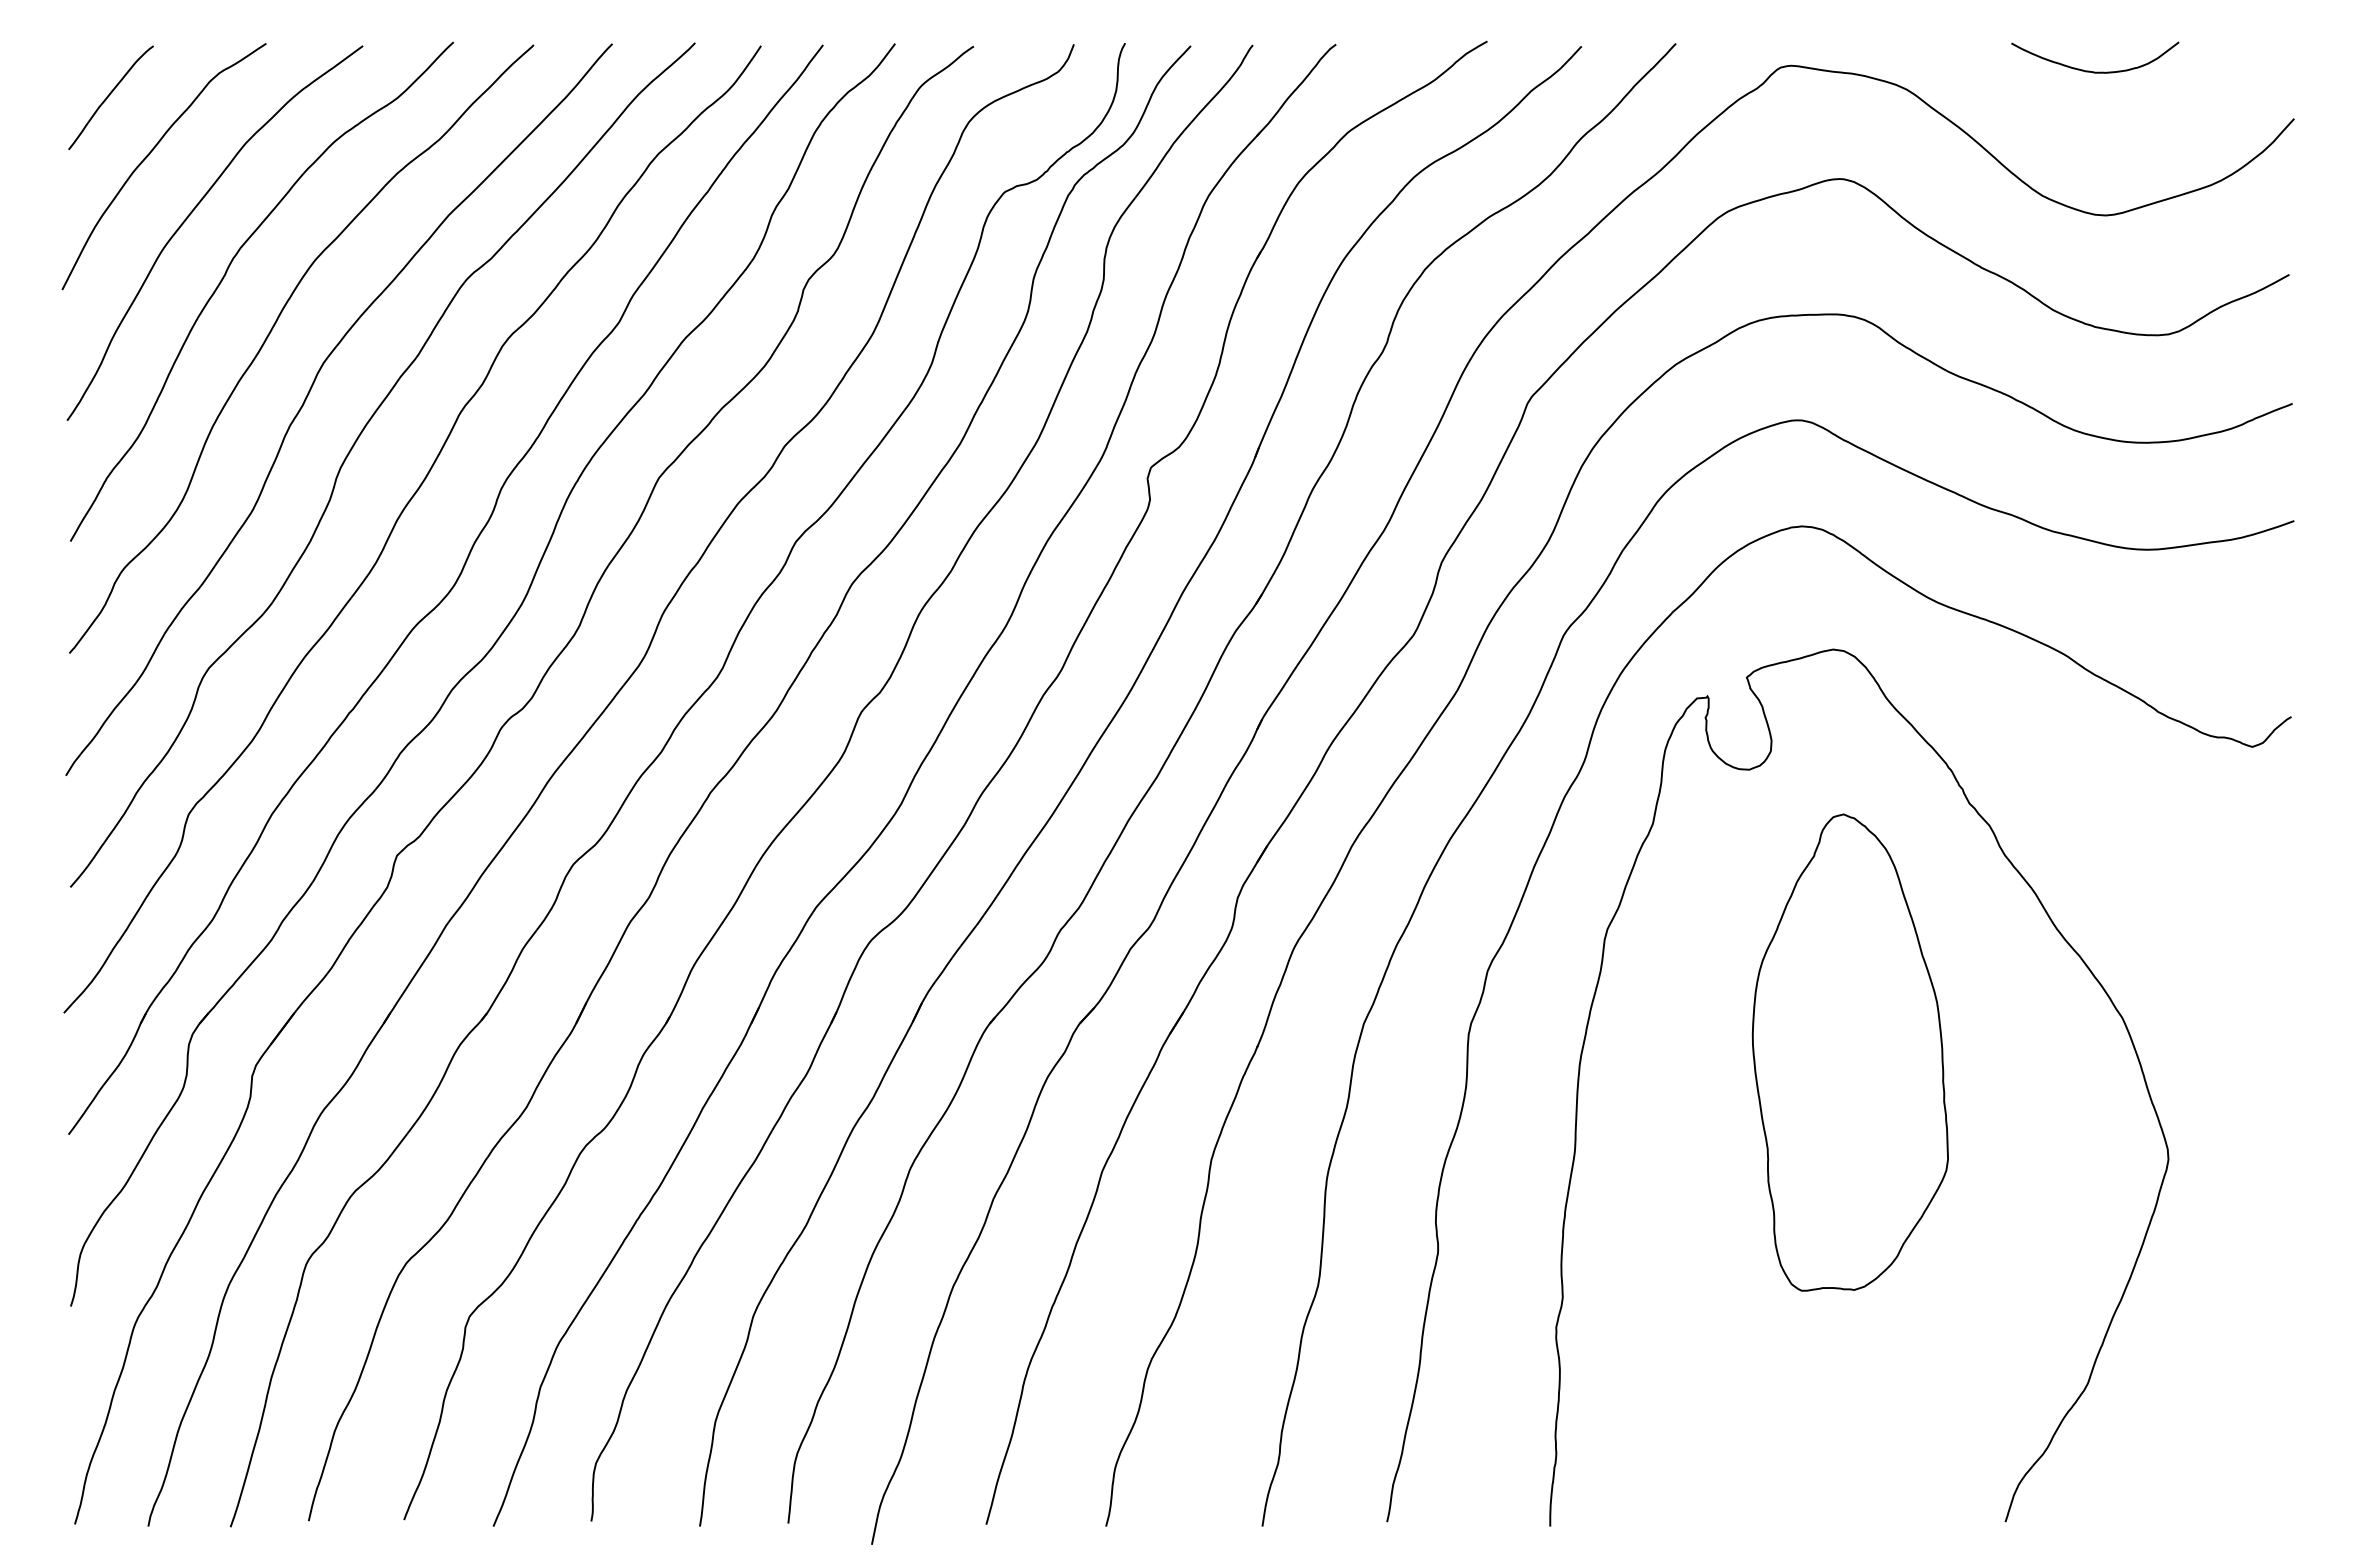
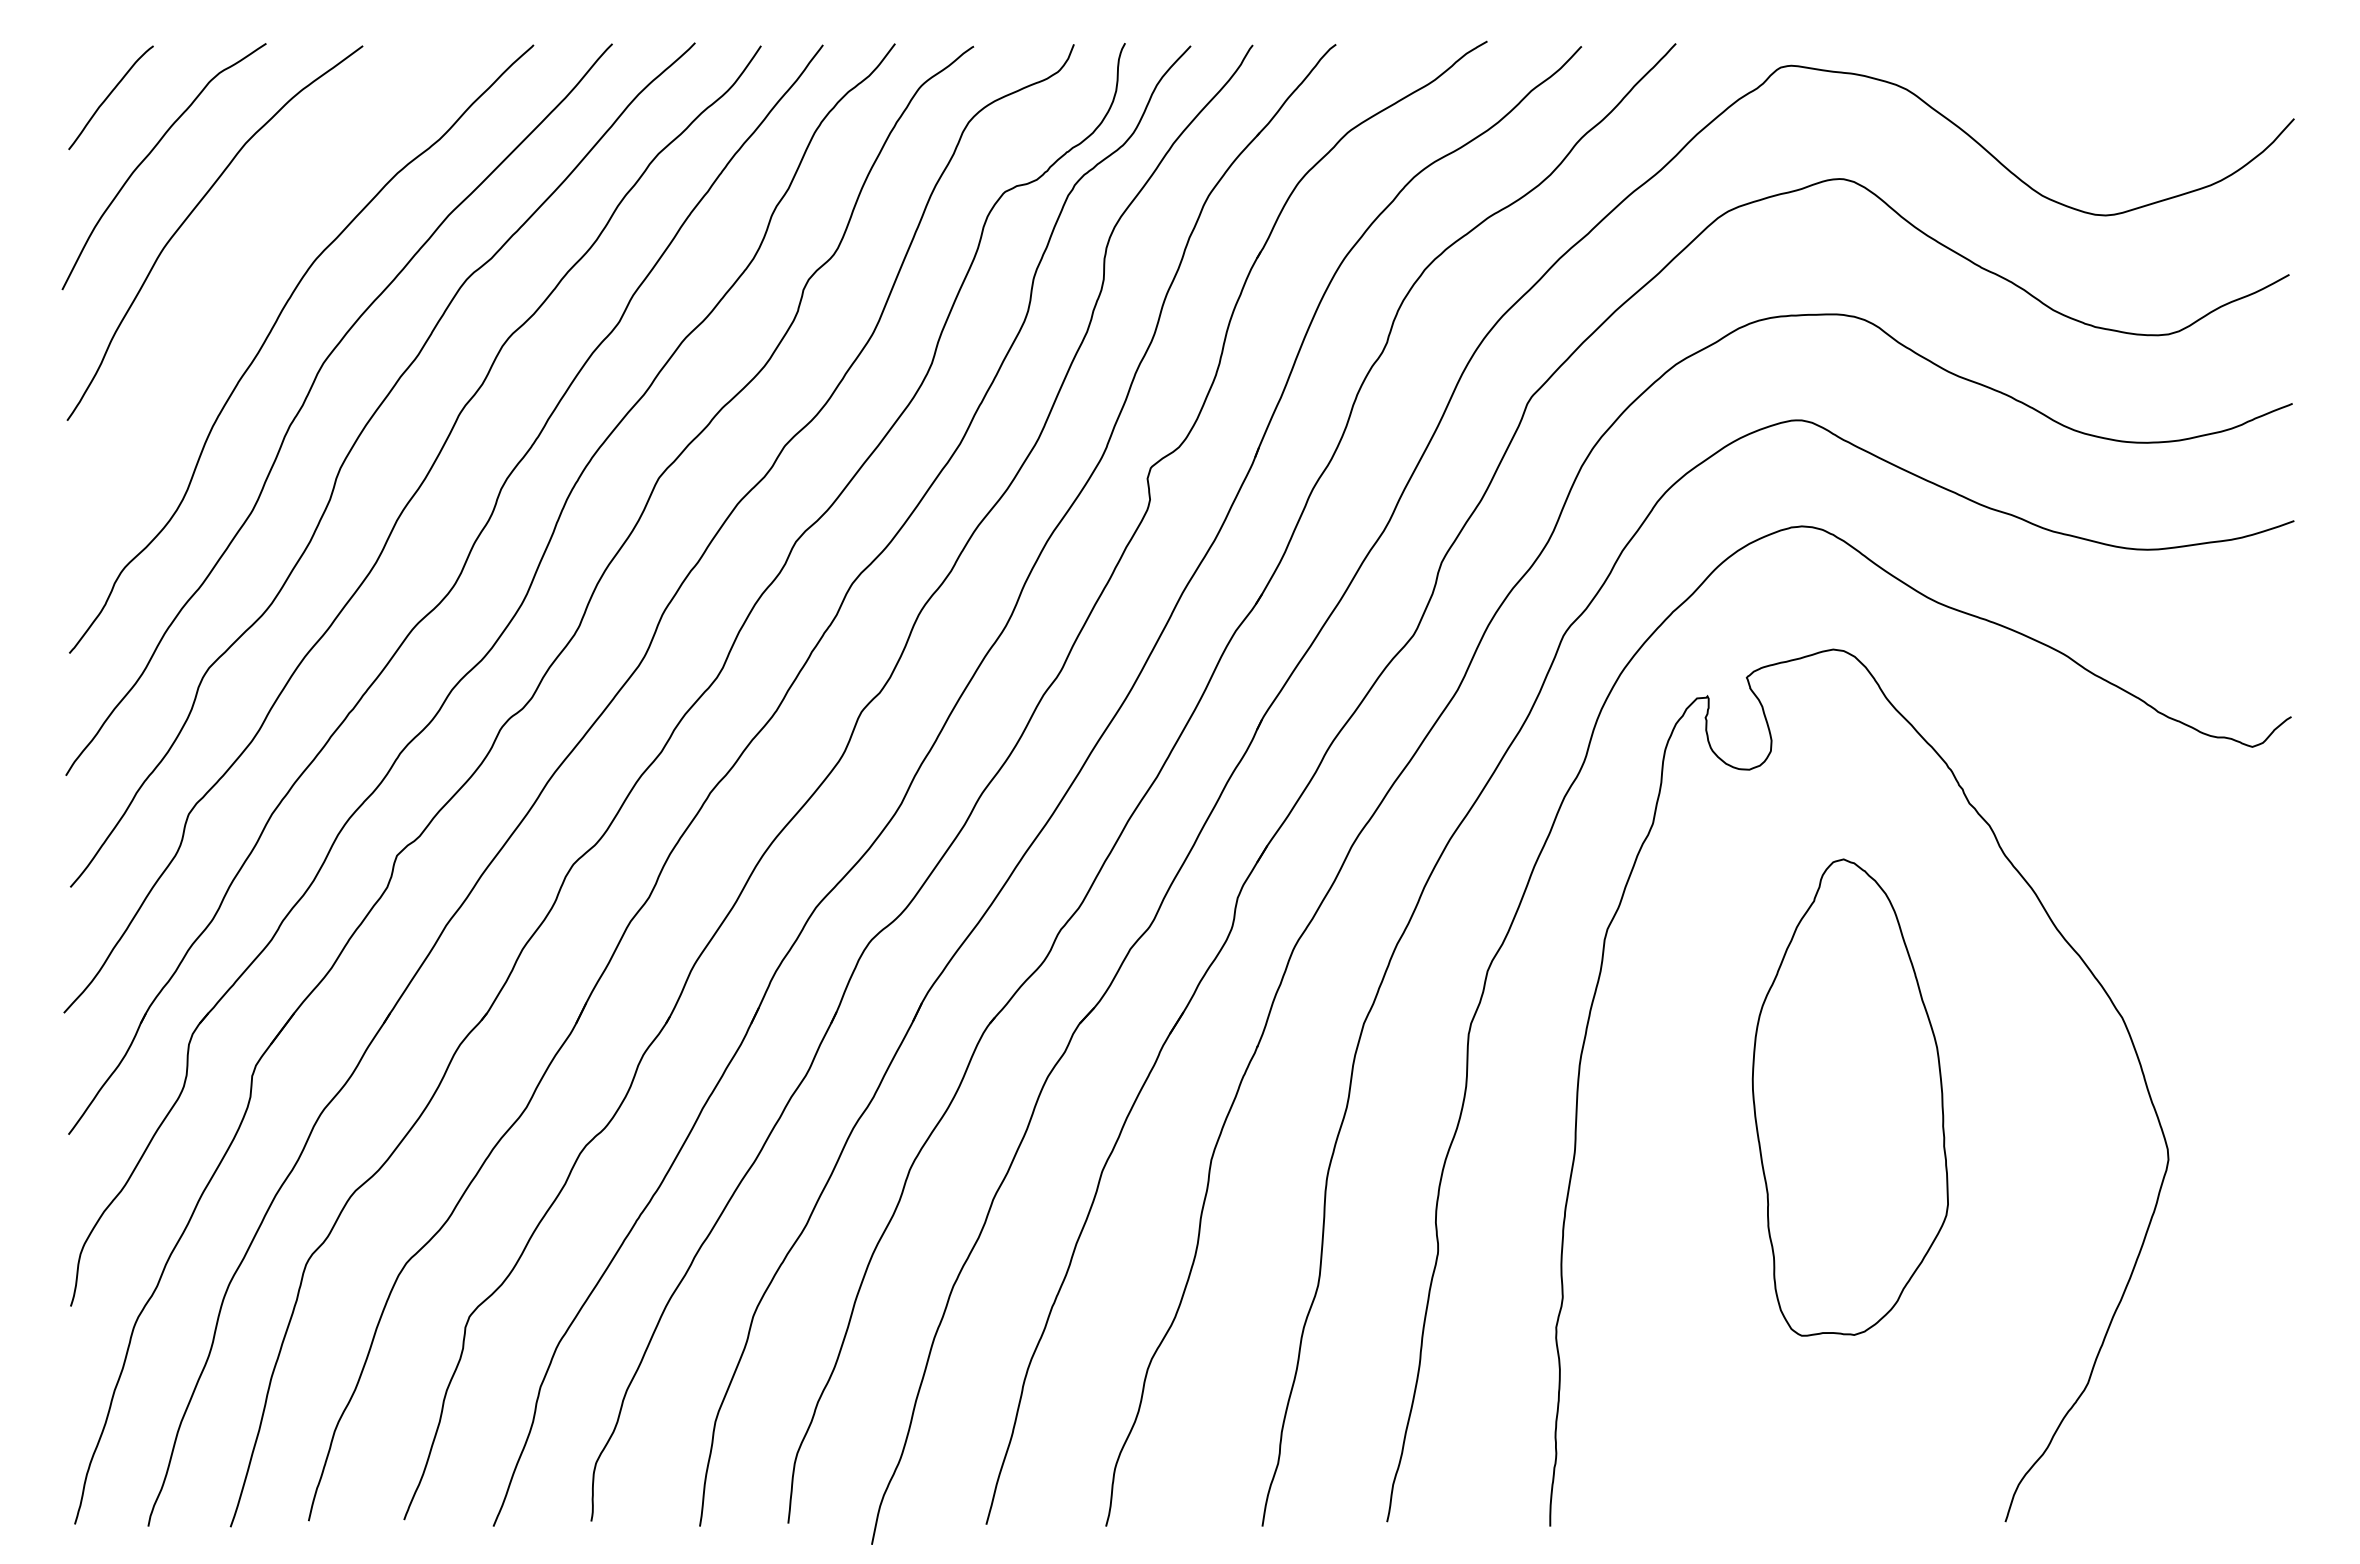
curve: present -> none (2095, 71)
curve: present -> none (226, 274)
part position: (1849, 1052) -> (1849, 1097) (1849, 1097)
